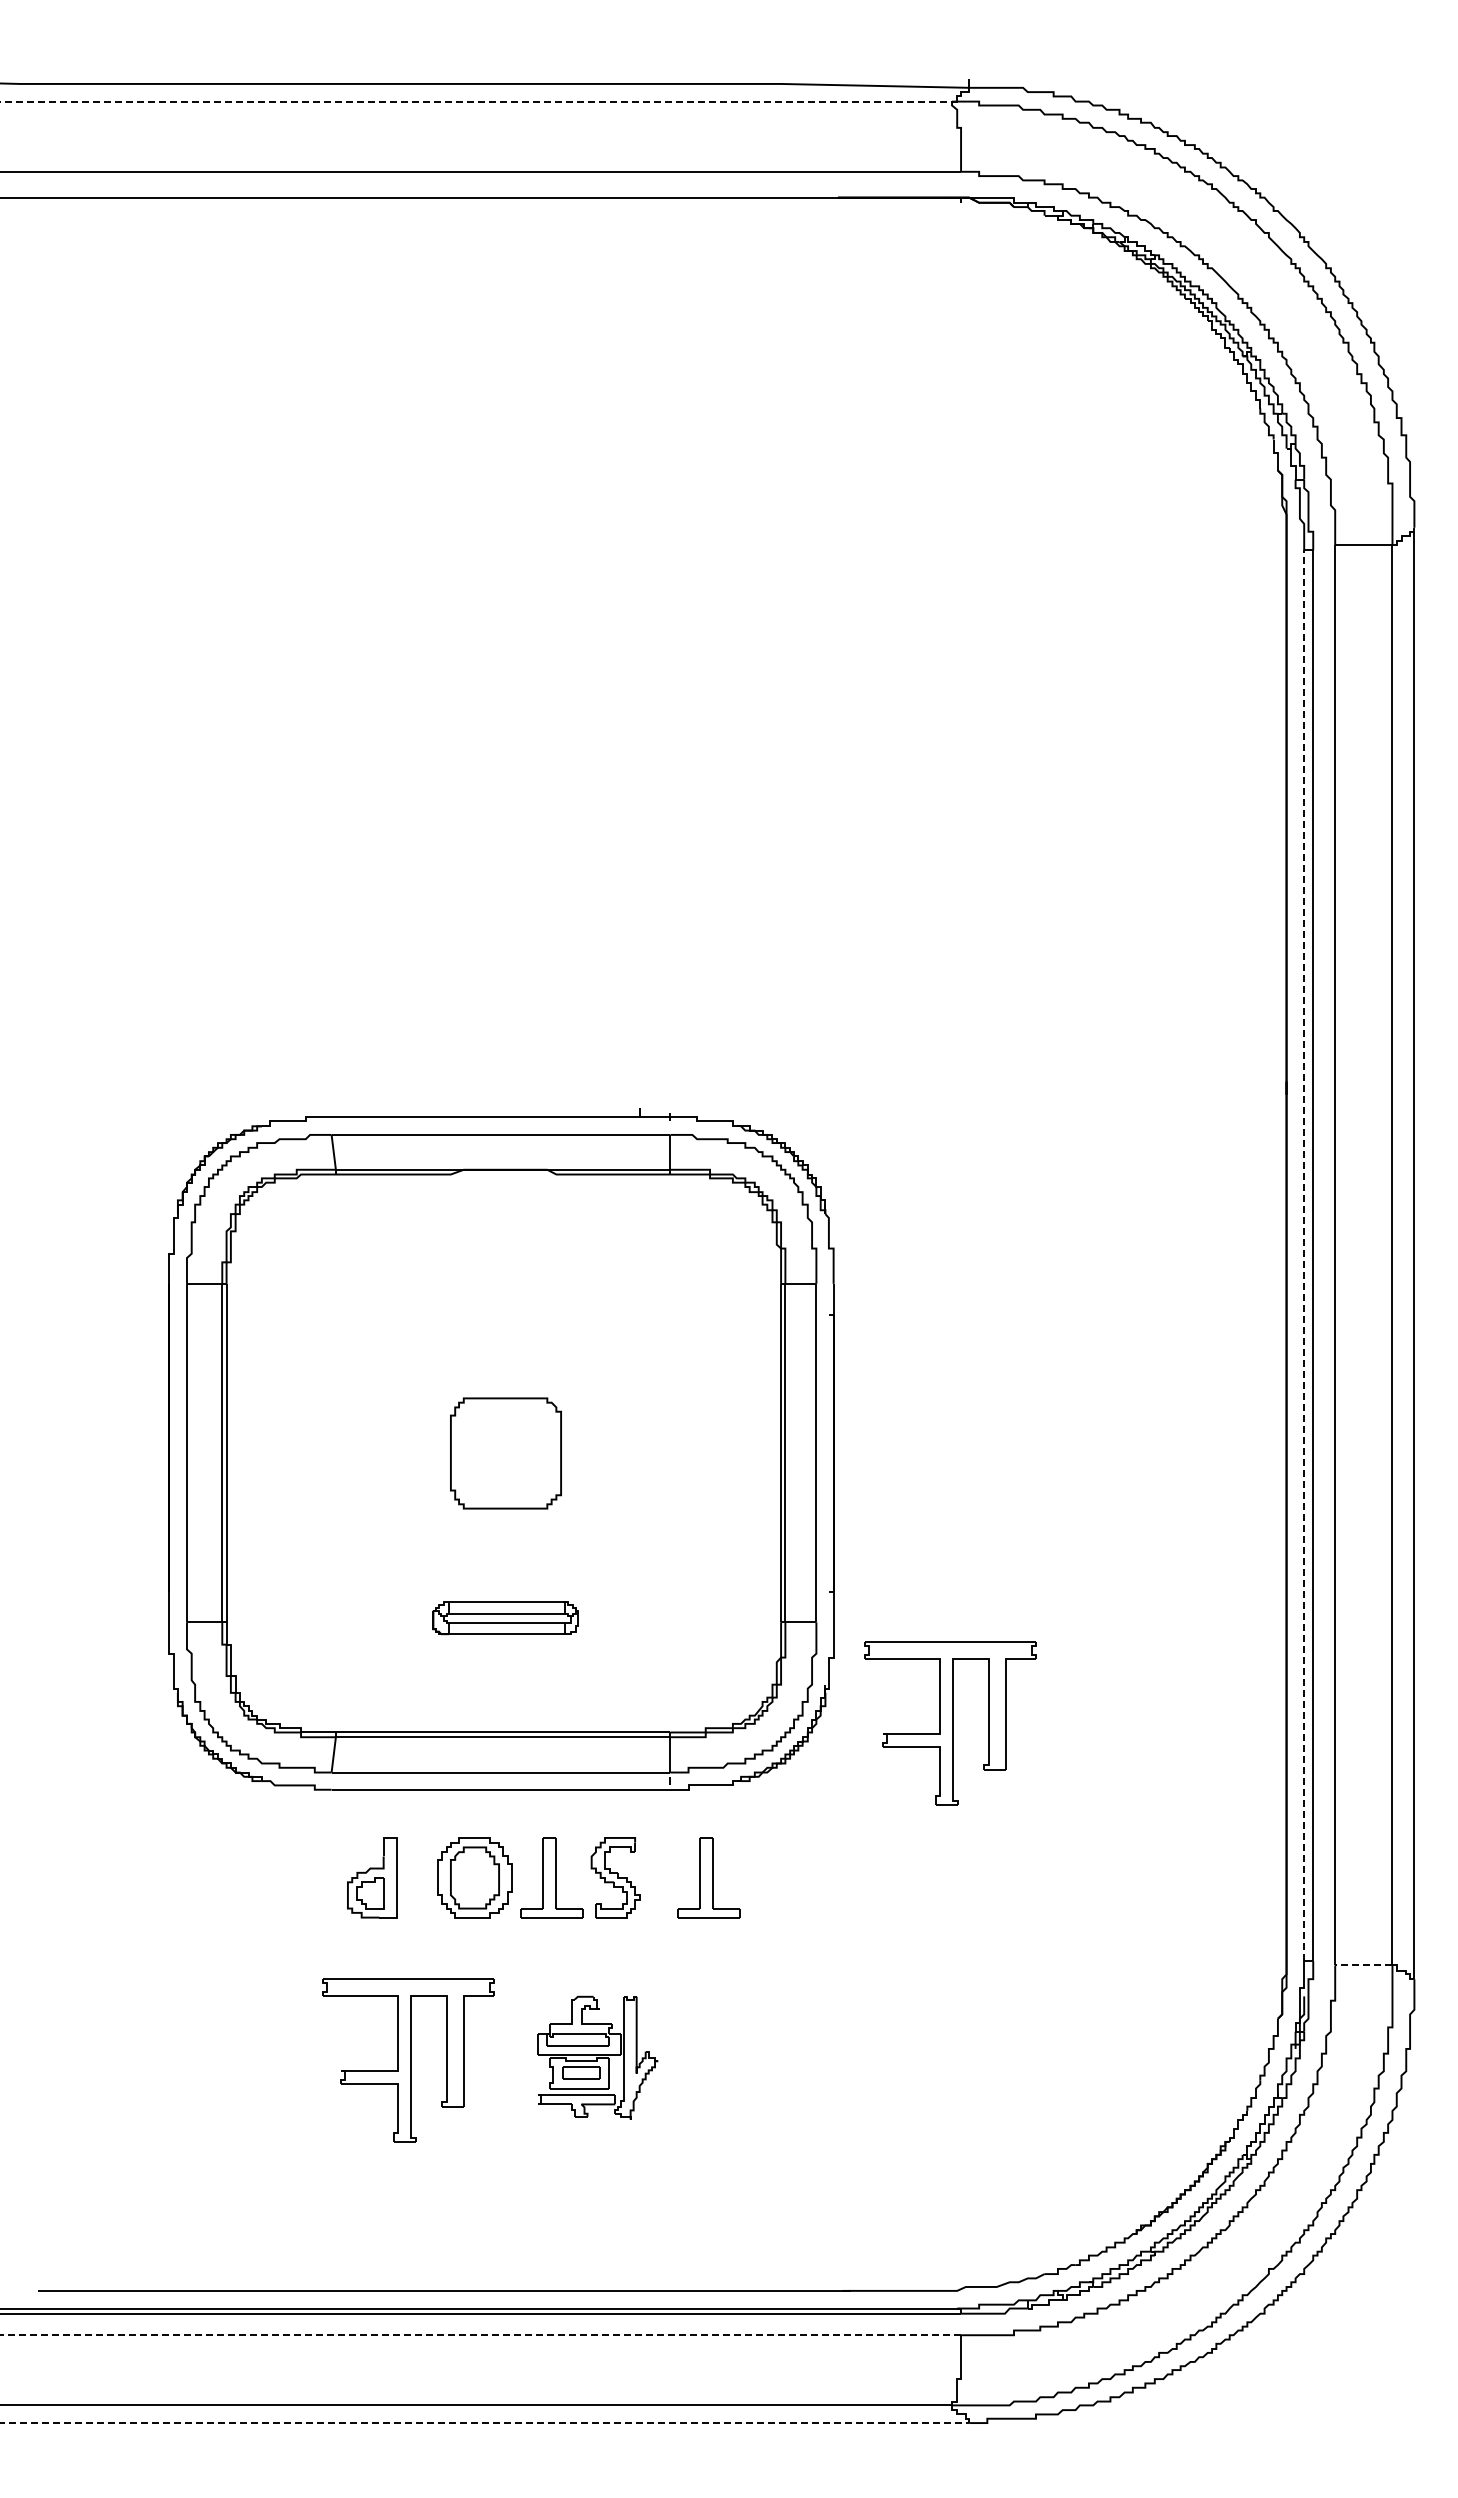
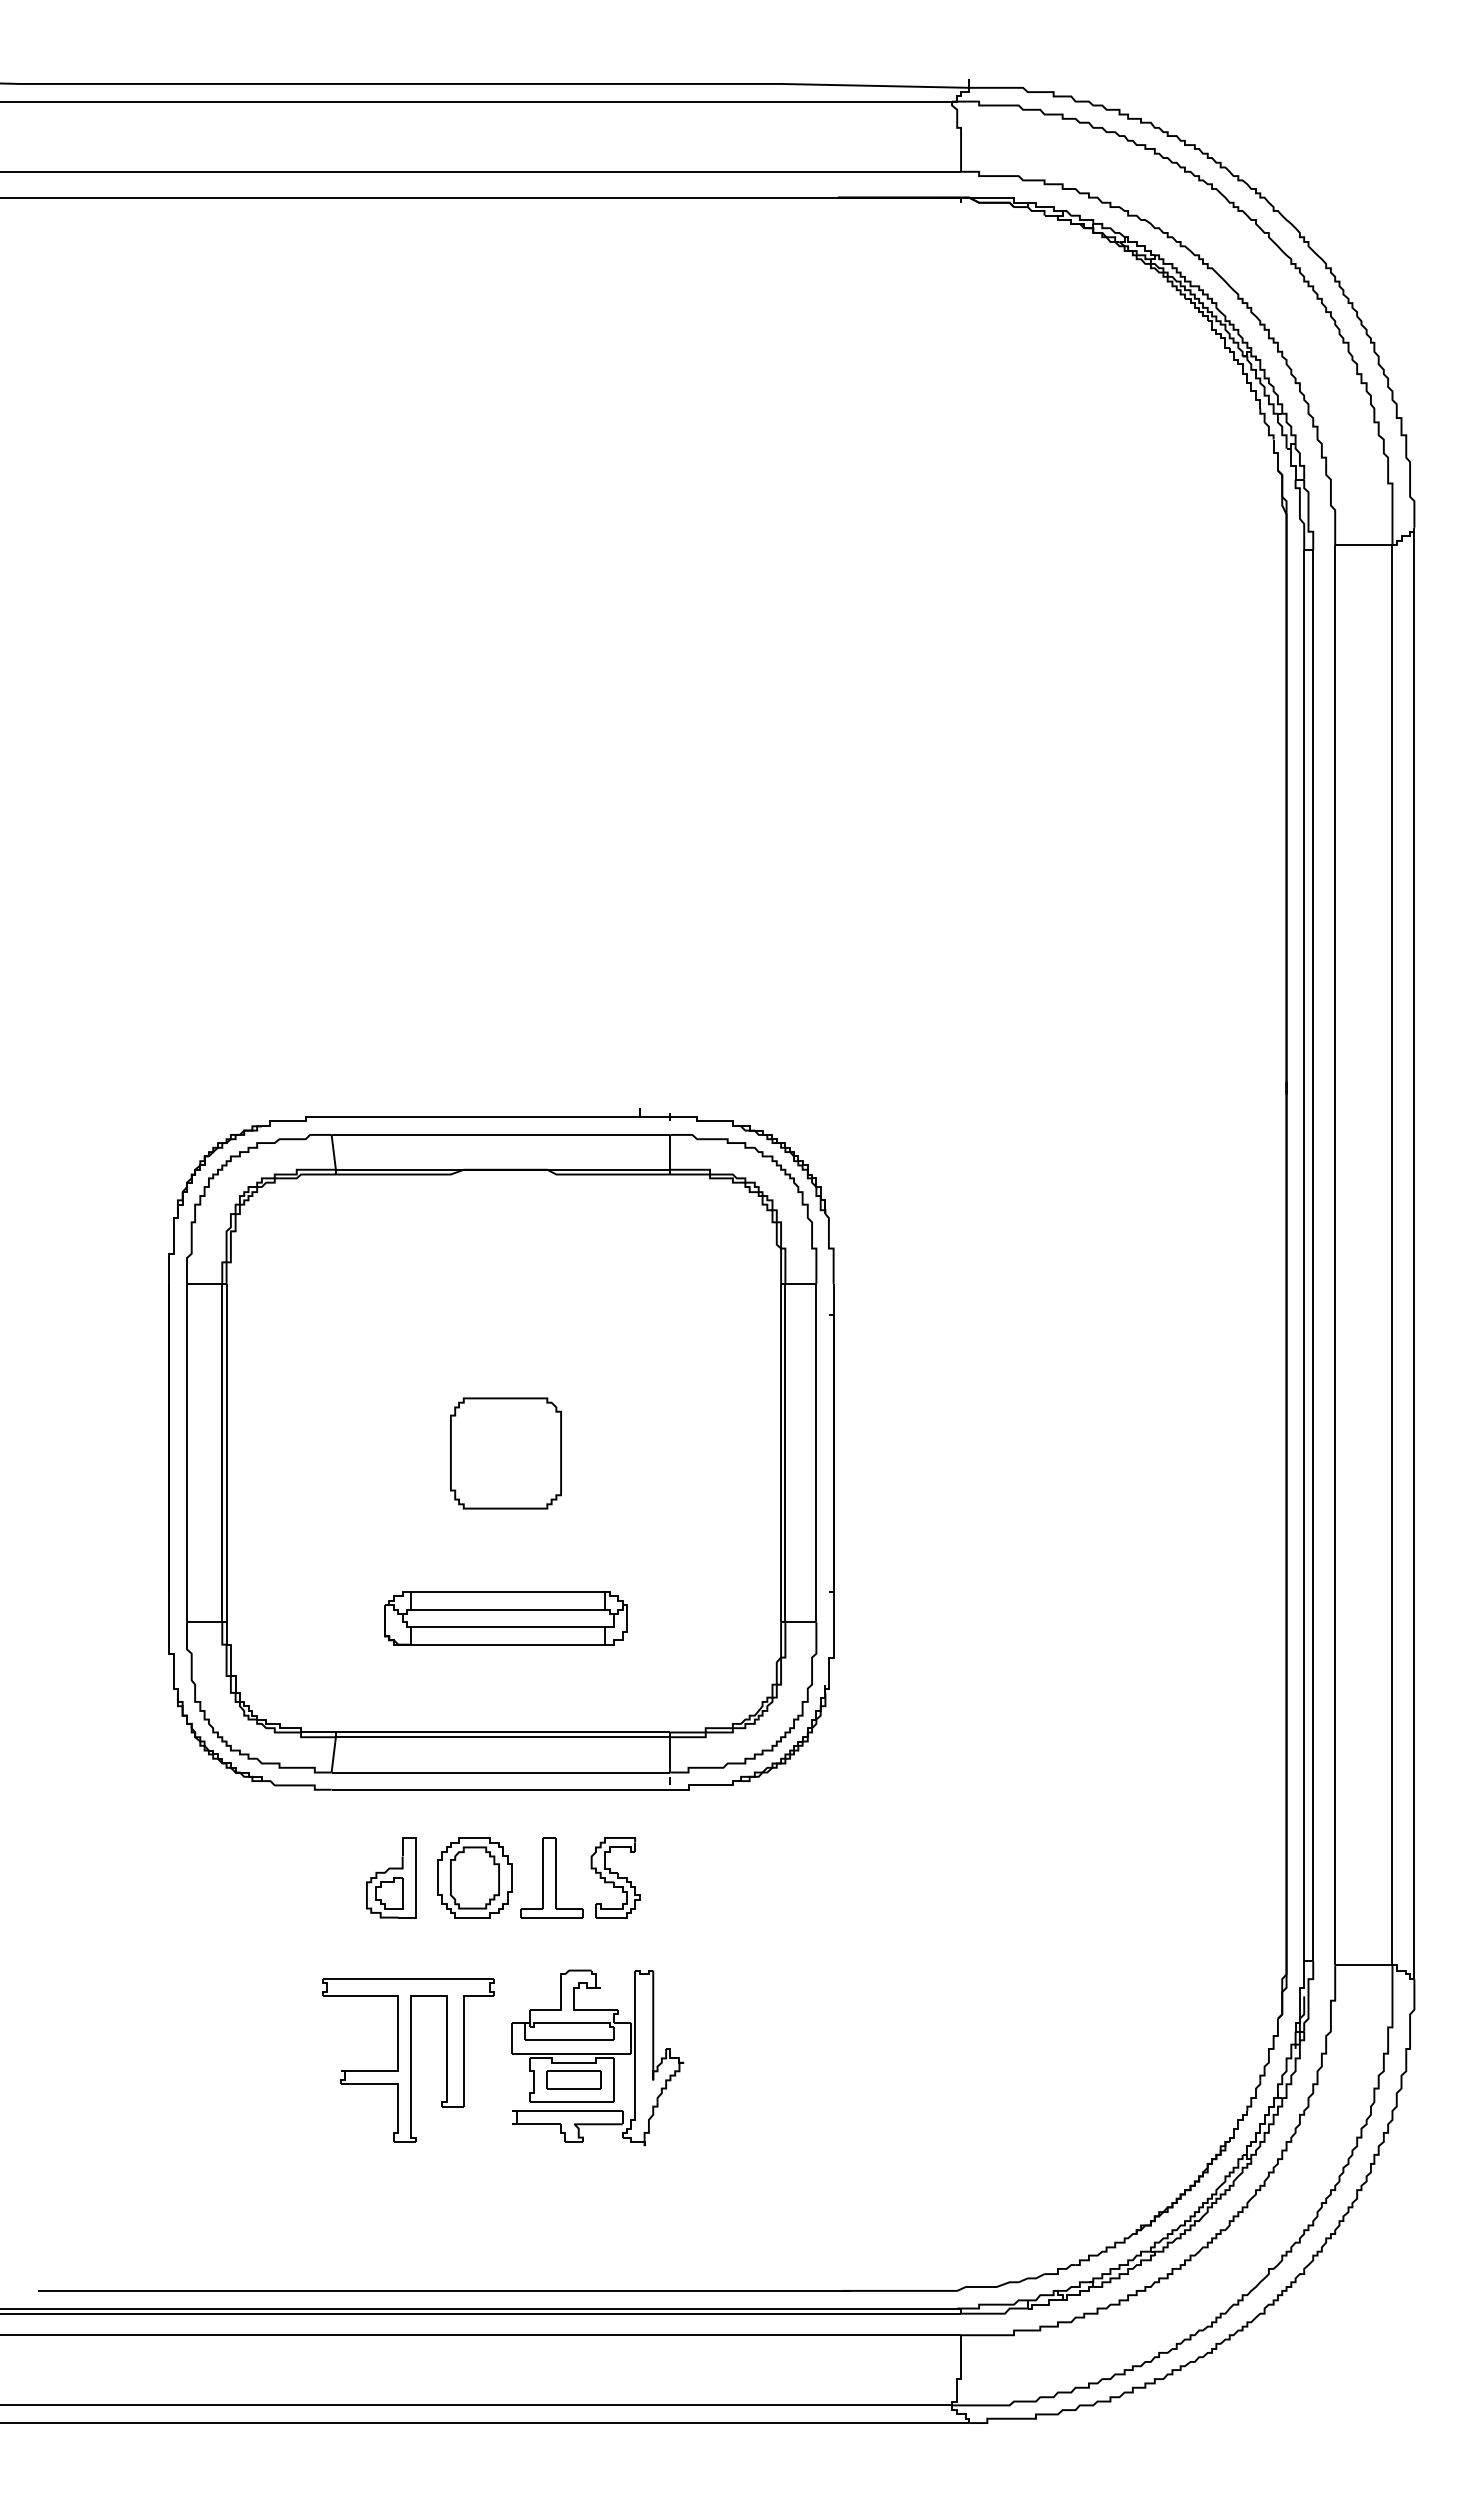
line: dashed -> solid (476, 101)
line: dashed -> solid (1304, 1255)
part size: 147x35 px -> 244x55 px (505, 1618)
part: present -> none (950, 1723)
part position: (372, 1877) -> (391, 1877) (391, 1877)
part: present -> none (708, 1877)
line: dashed -> solid (1363, 1965)
part size: 122x125 px -> 174x178 px (597, 2057)
line: dashed -> solid (481, 2335)
line: dashed -> solid (485, 2423)
